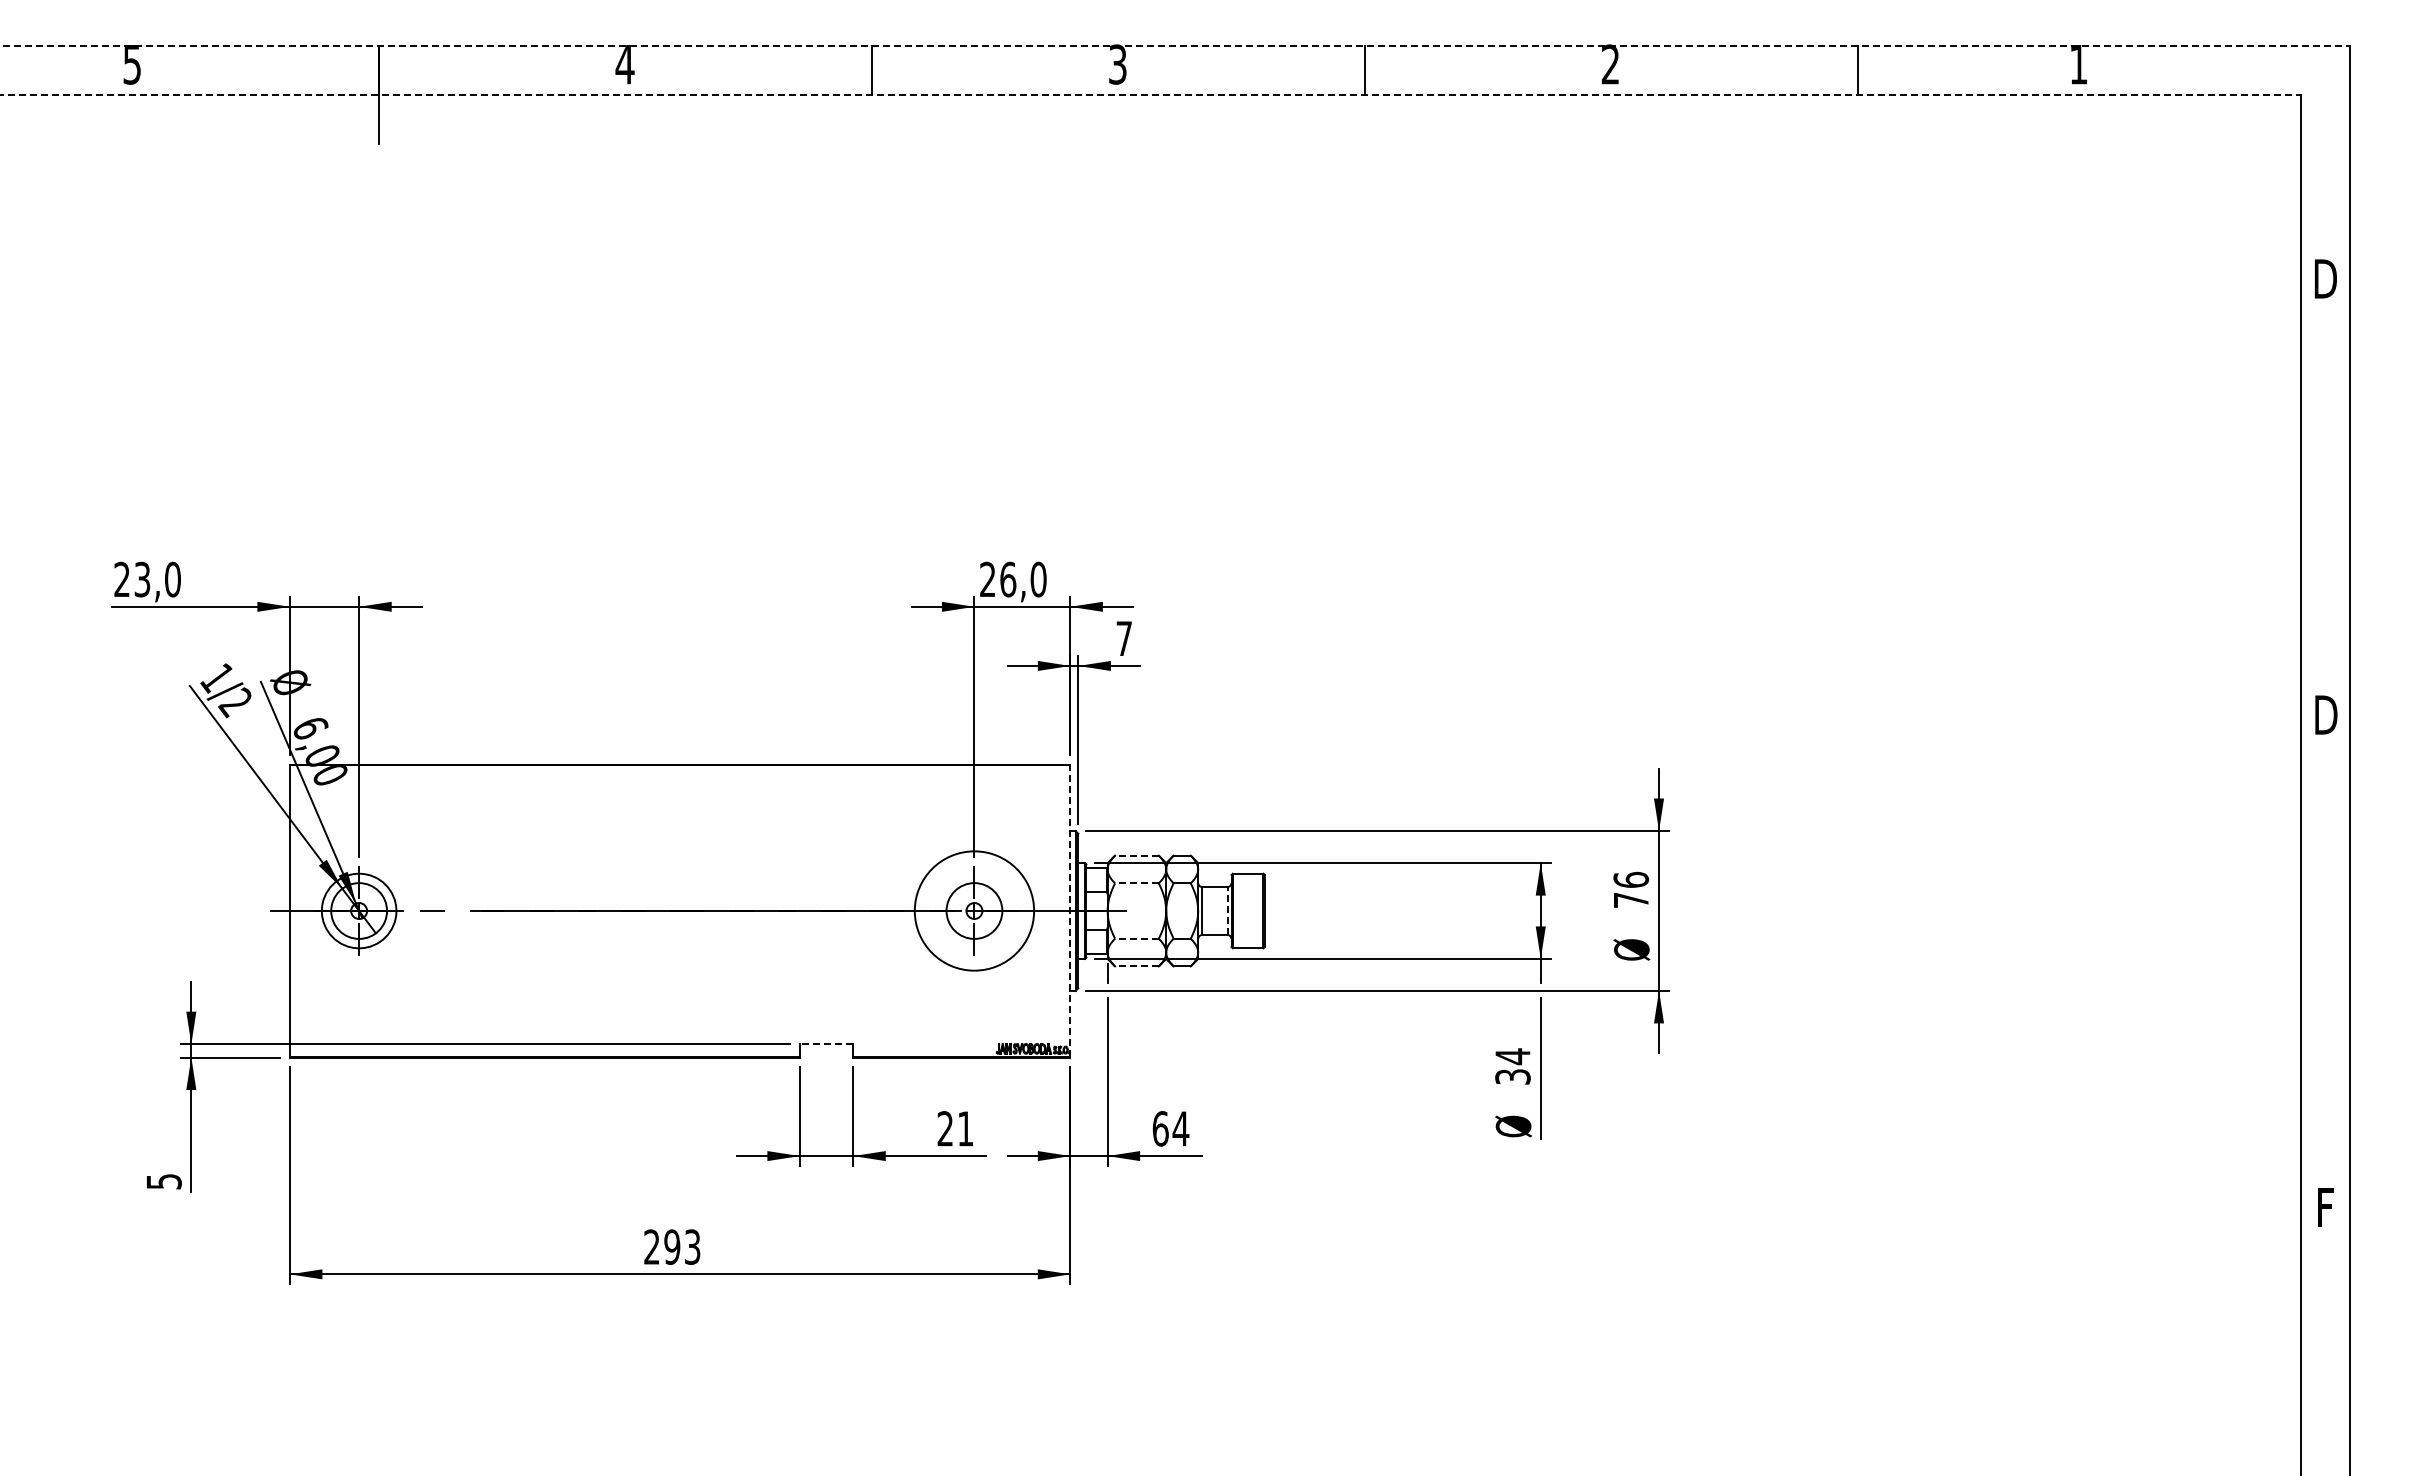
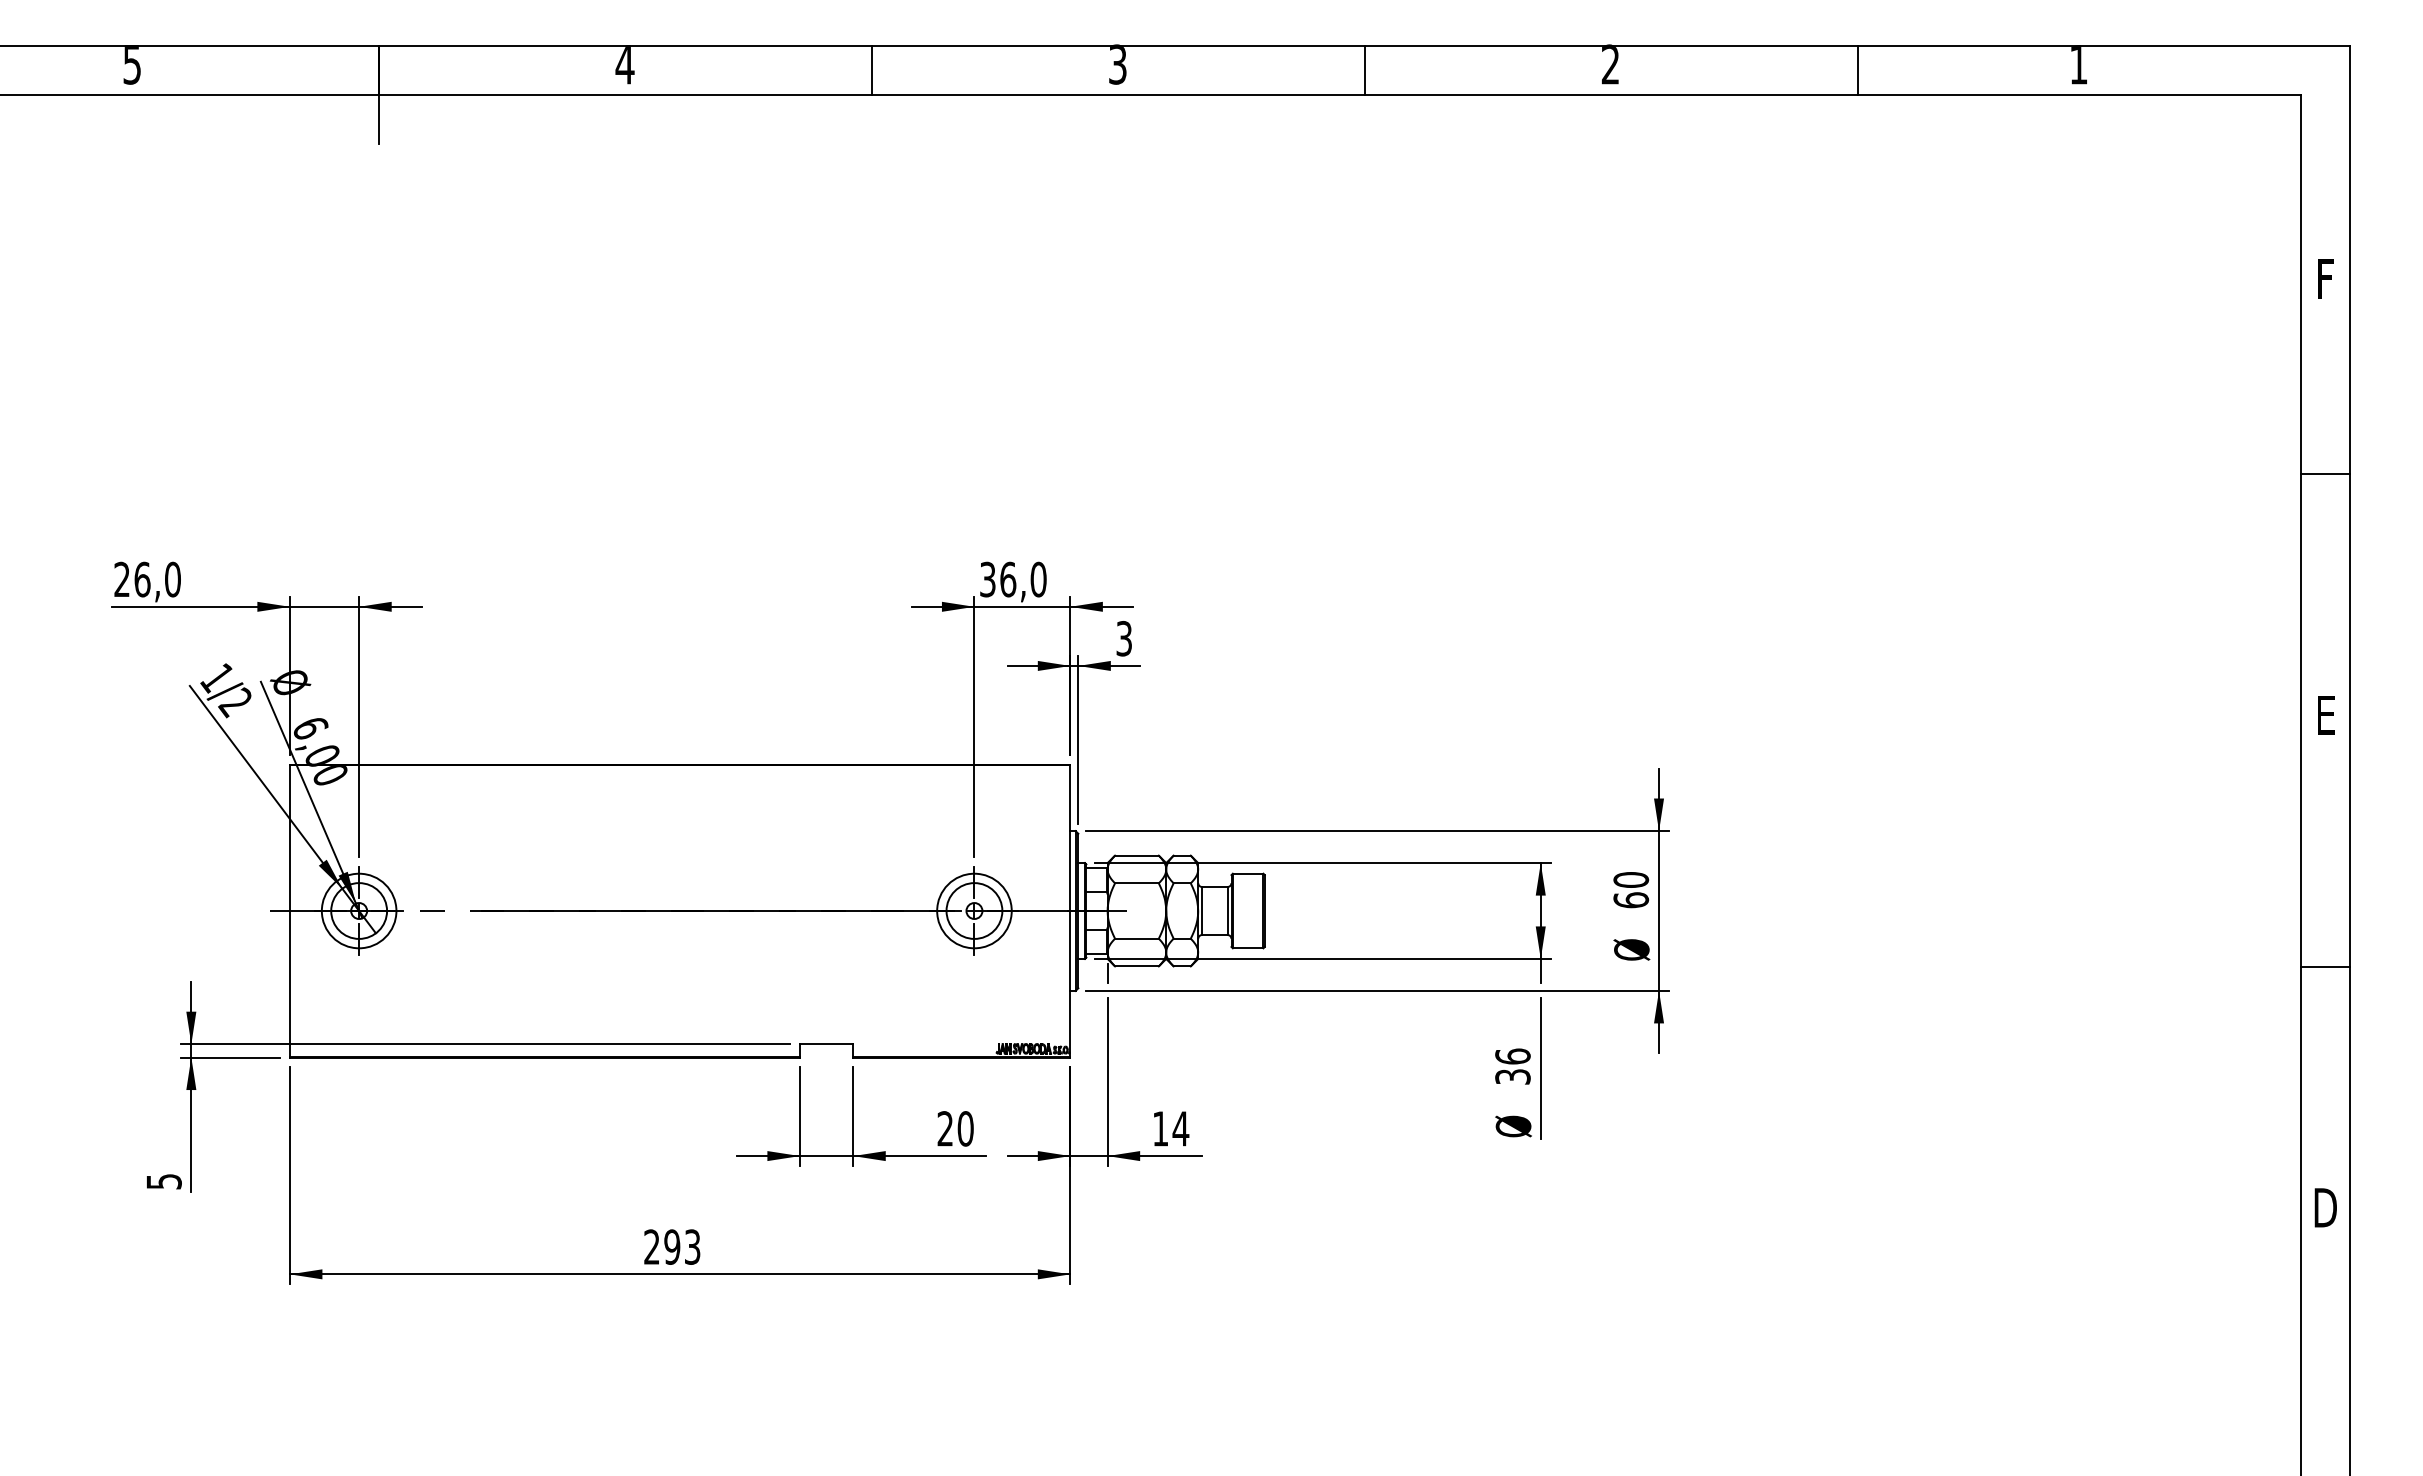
line: dashed -> solid (1175, 45)
line: dashed -> solid (1151, 94)
text: D -> F (2325, 278)
line: none -> present (2325, 474)
text: 23,0 -> 26,0 (142, 579)
text: 26,0 -> 36,0 (987, 579)
text: 7 -> 3 (1123, 638)
text: D -> E (2326, 714)
line: dashed -> solid (1136, 855)
line: dashed -> solid (1136, 883)
text: 76 -> 60 (1631, 889)
circle diameter: 119 px -> 75 px (974, 910)
line: dashed -> solid (1070, 911)
line: dashed -> solid (1227, 911)
line: dashed -> solid (1136, 938)
line: dashed -> solid (1136, 966)
line: none -> present (2325, 967)
line: dashed -> solid (826, 1044)
text: 34 -> 36 (1512, 1056)
text: 21 -> 20 (965, 1128)
text: 64 -> 14 (1160, 1128)
text: F -> D (2325, 1207)
